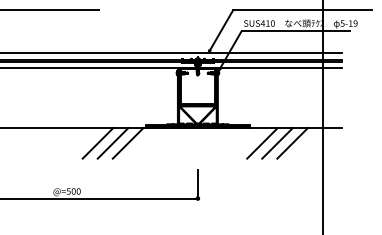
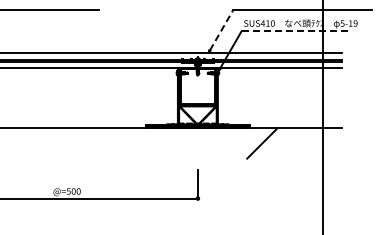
line: solid -> dashed (221, 29)
line: solid -> dashed (296, 31)
line: present -> none (97, 143)
line: present -> none (112, 143)
line: present -> none (127, 143)
line: present -> none (277, 143)
line: present -> none (292, 143)
